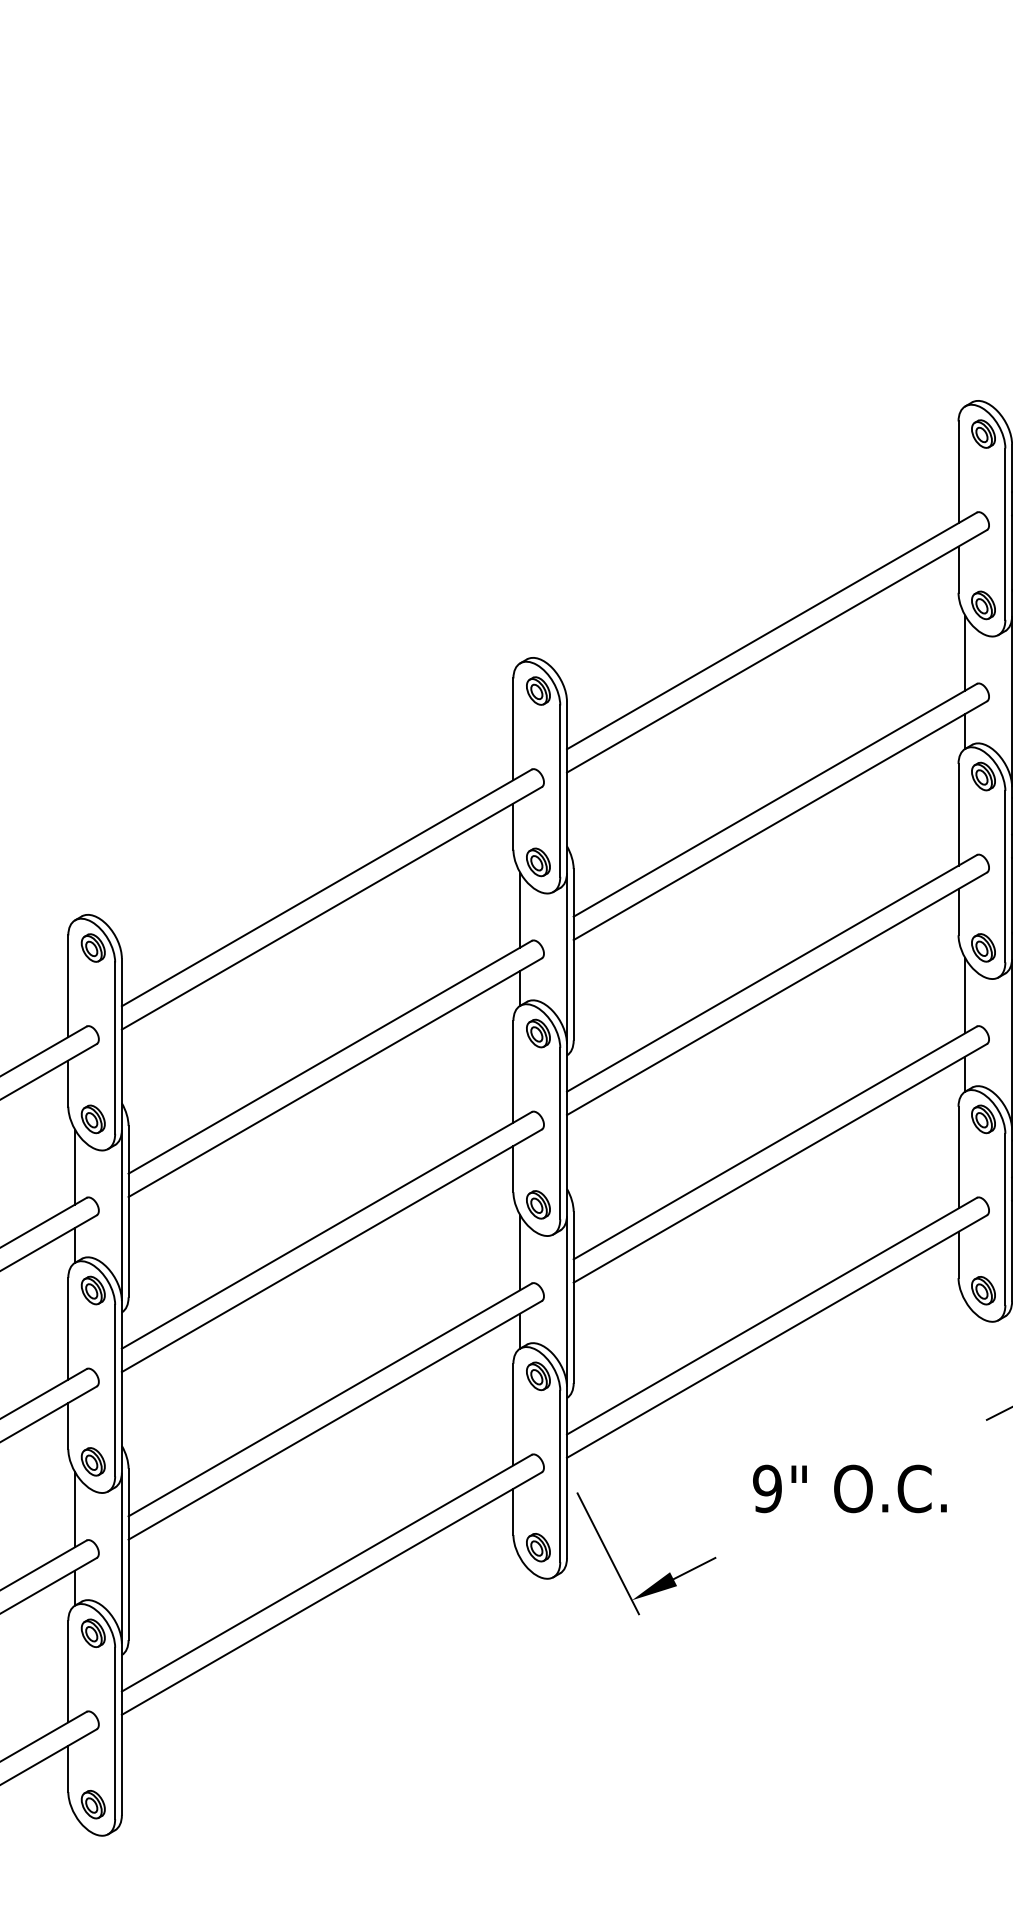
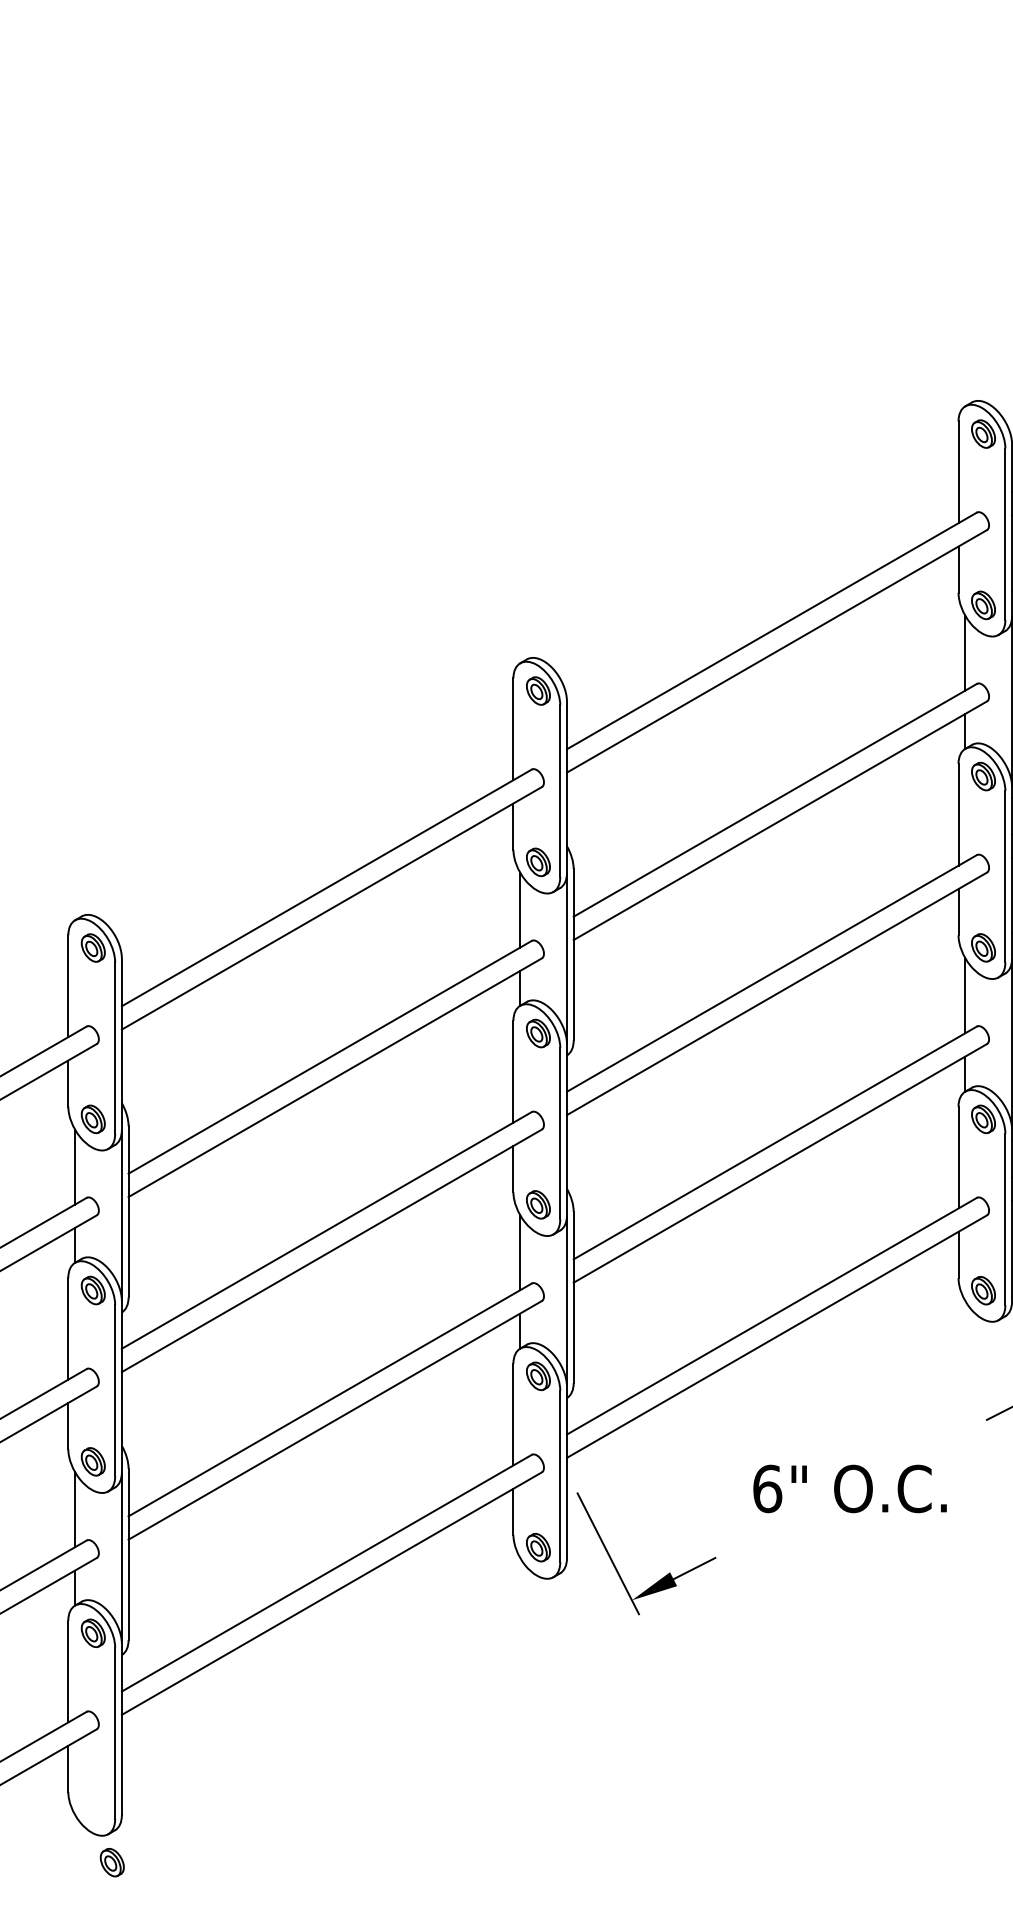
text: 9" -> 6" (767, 1488)
part position: (92, 1804) -> (111, 1862) (111, 1862)
